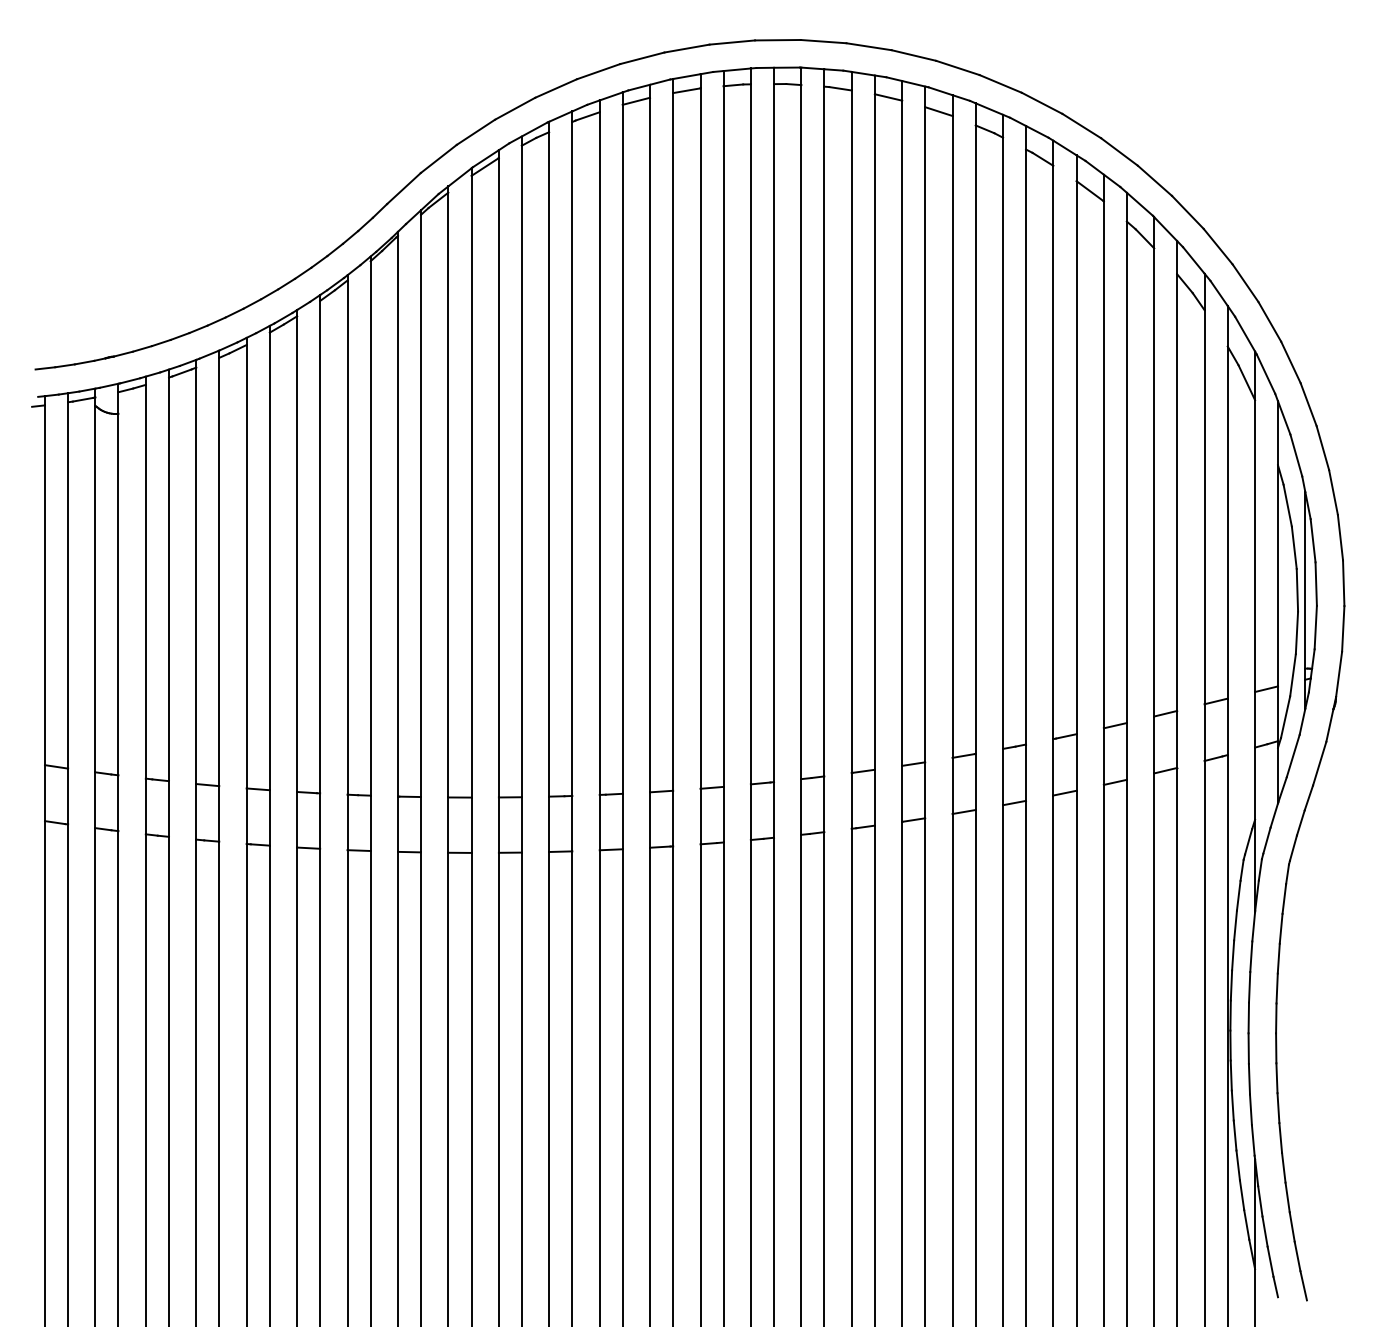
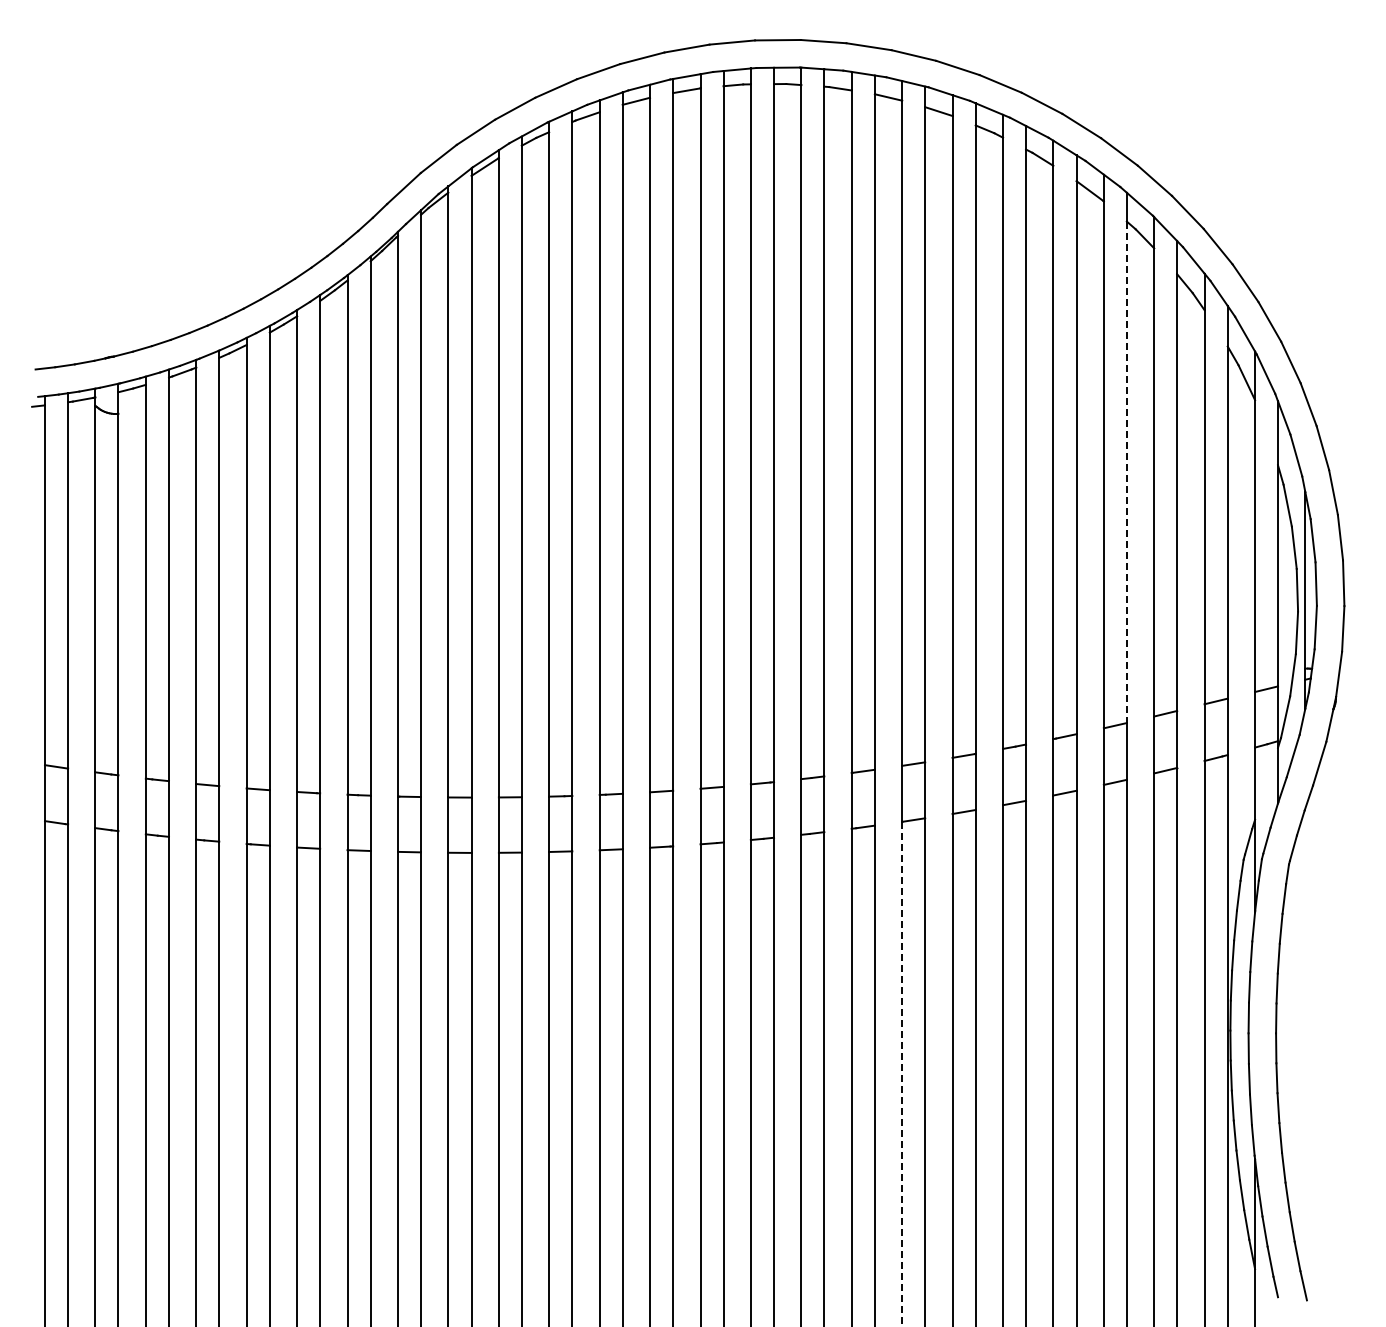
line: solid -> dashed (1126, 472)
line: solid -> dashed (902, 1074)
